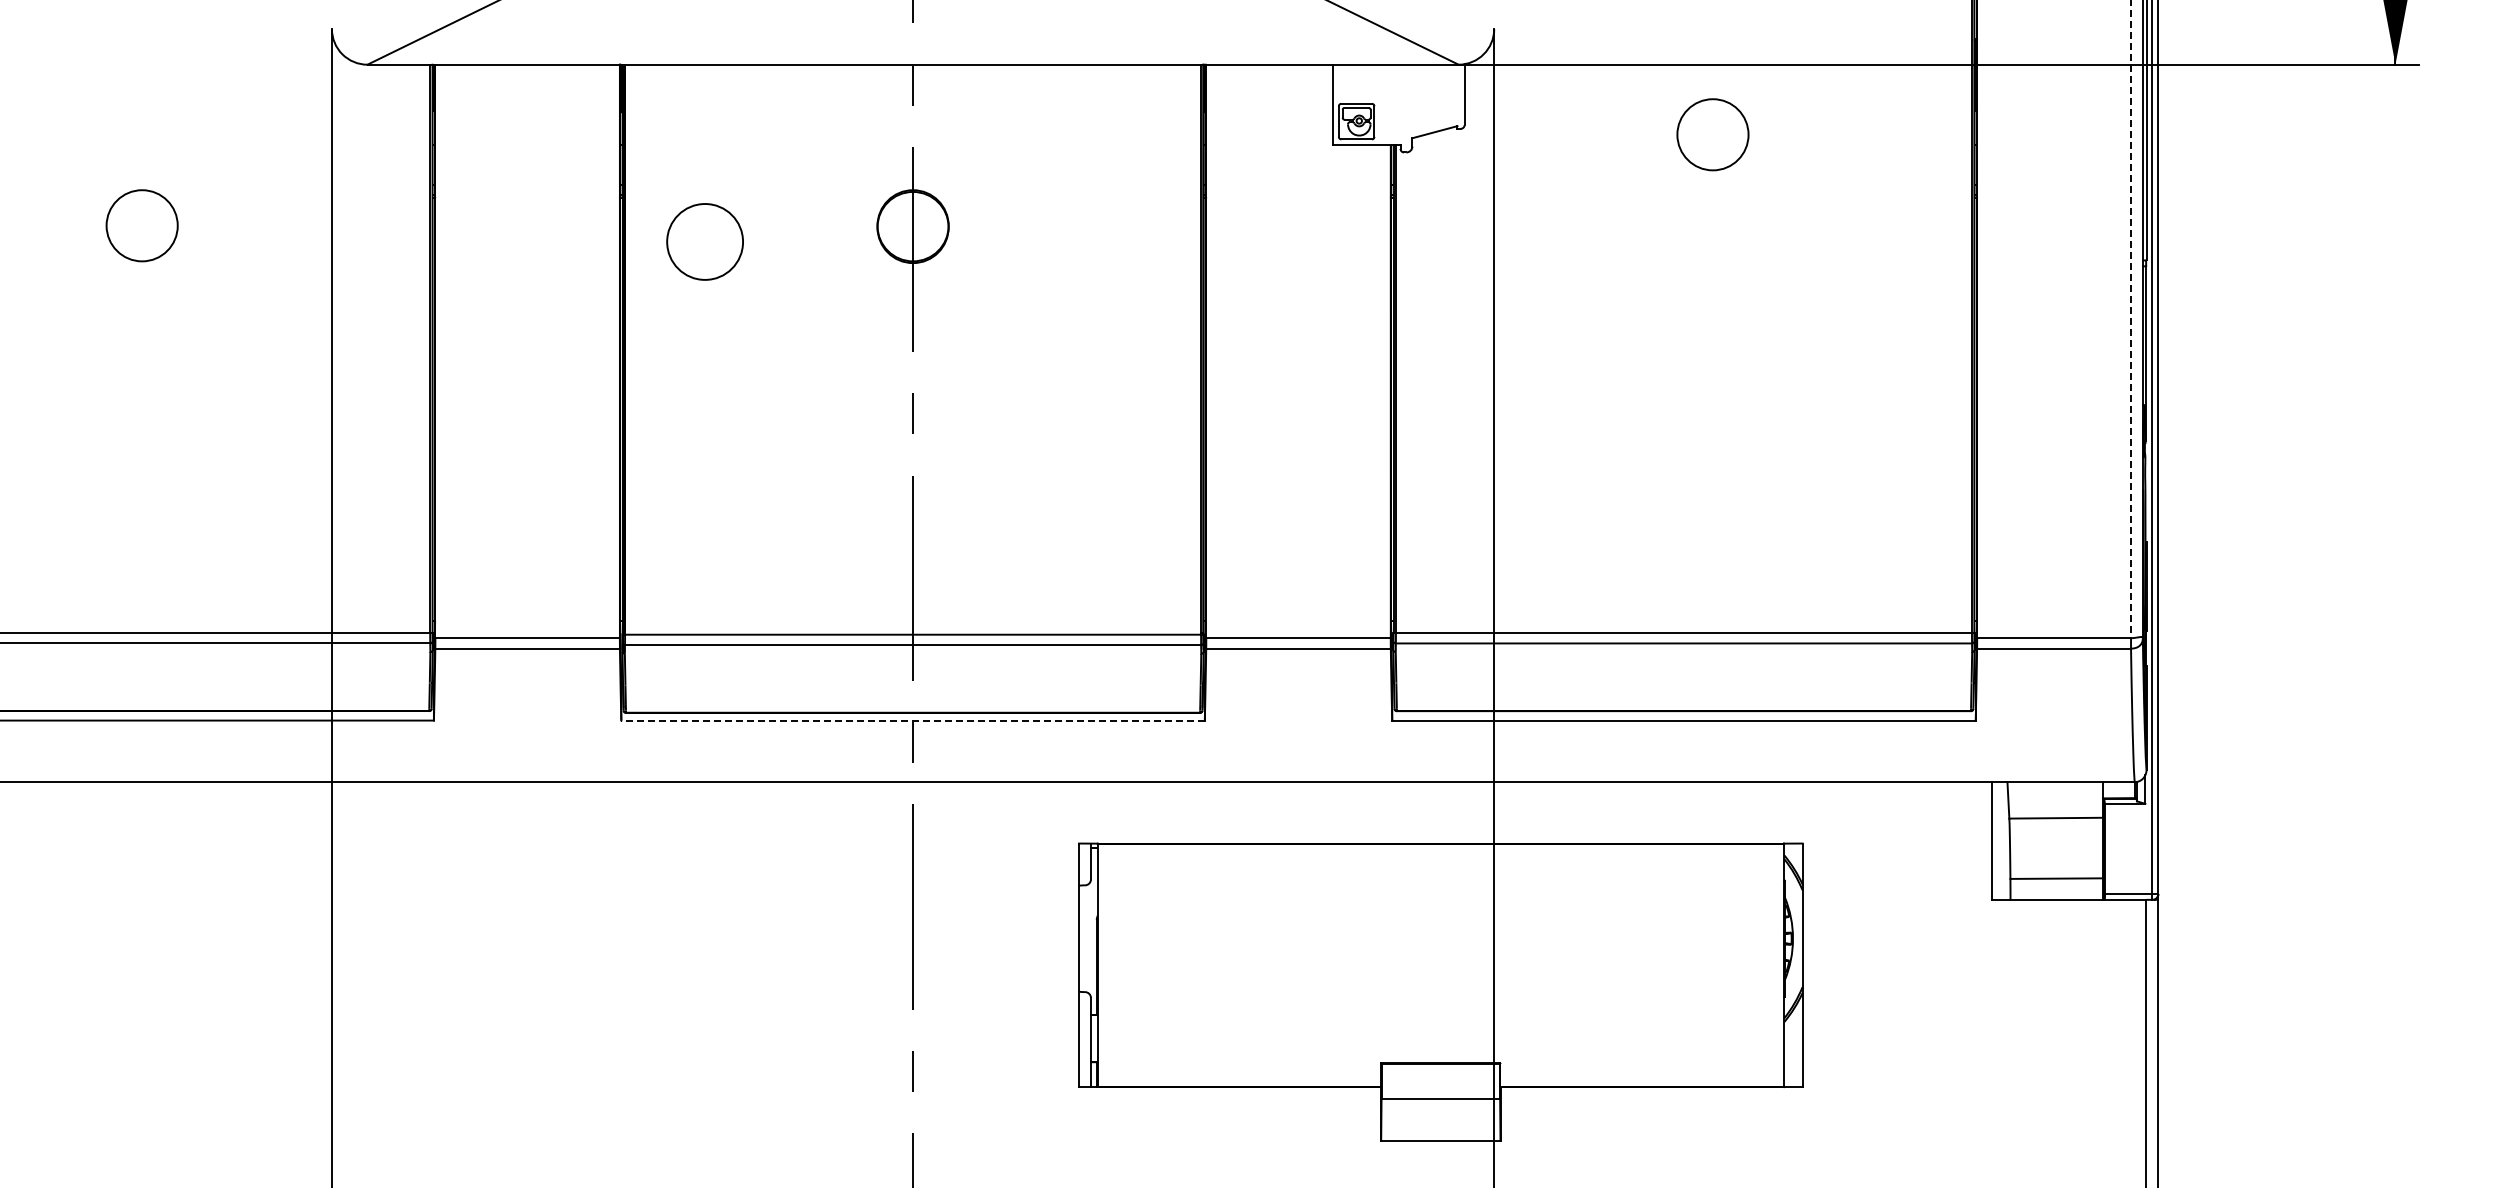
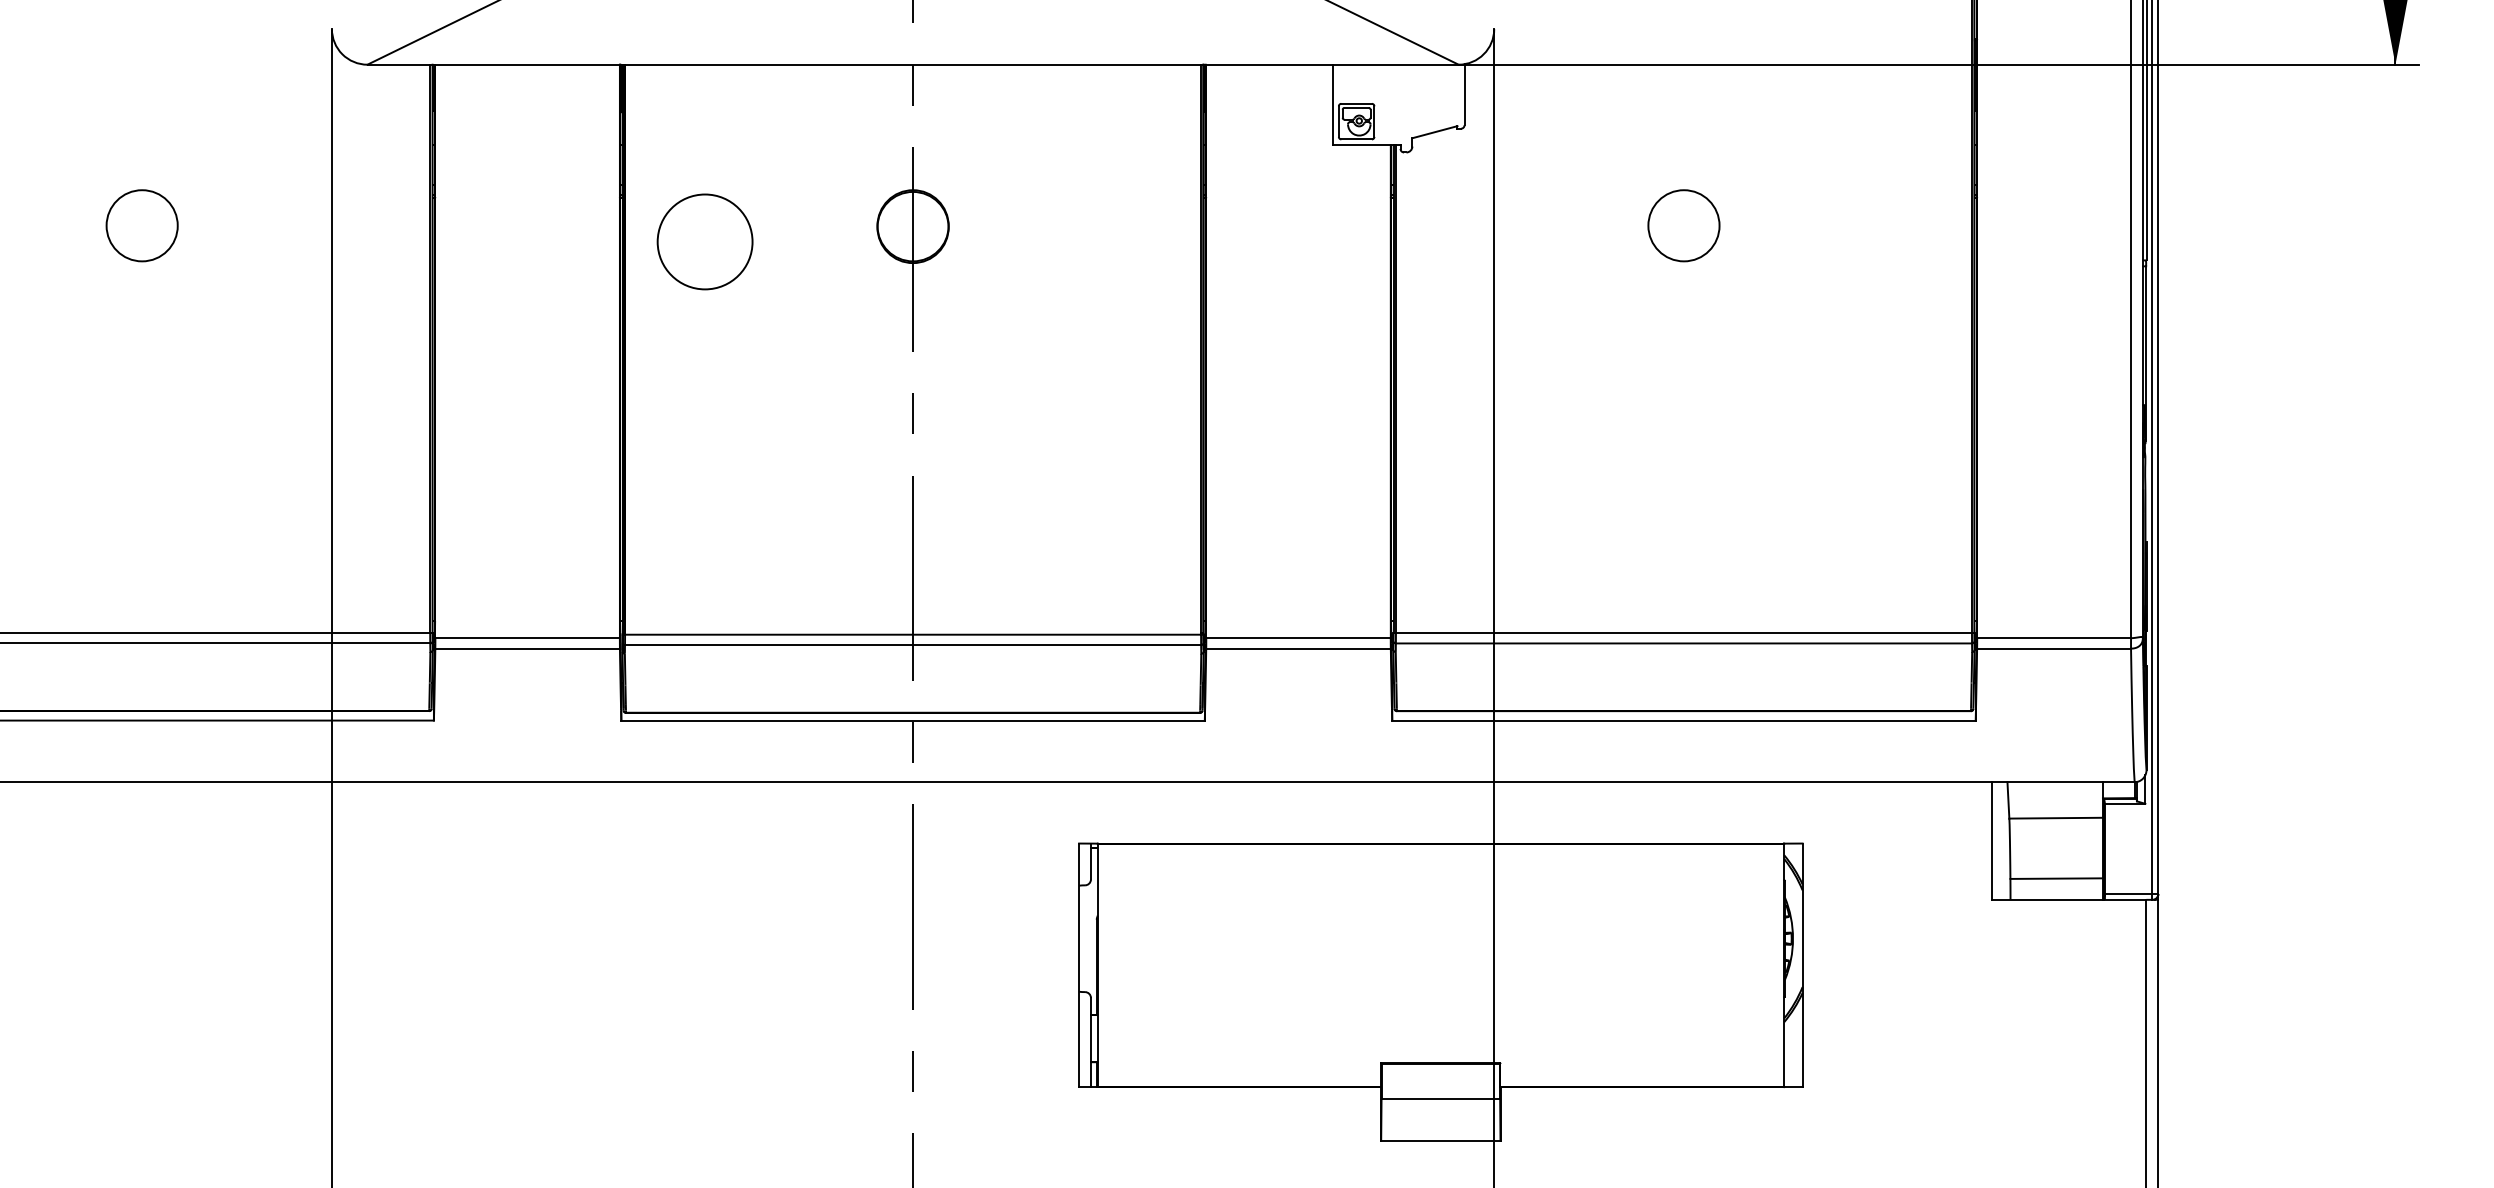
circle position: (1712, 134) -> (1683, 225) (1683, 225)
circle diameter: 76 px -> 95 px (704, 241)
line: dashed -> solid (2131, 319)
line: dashed -> solid (913, 720)
